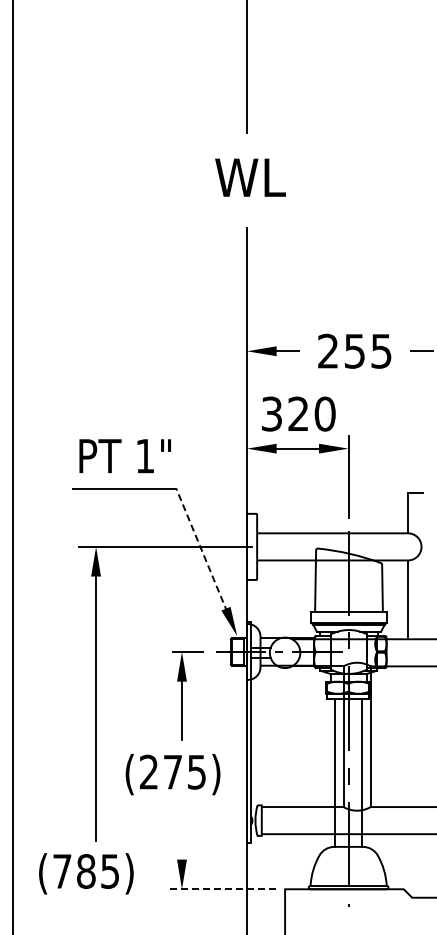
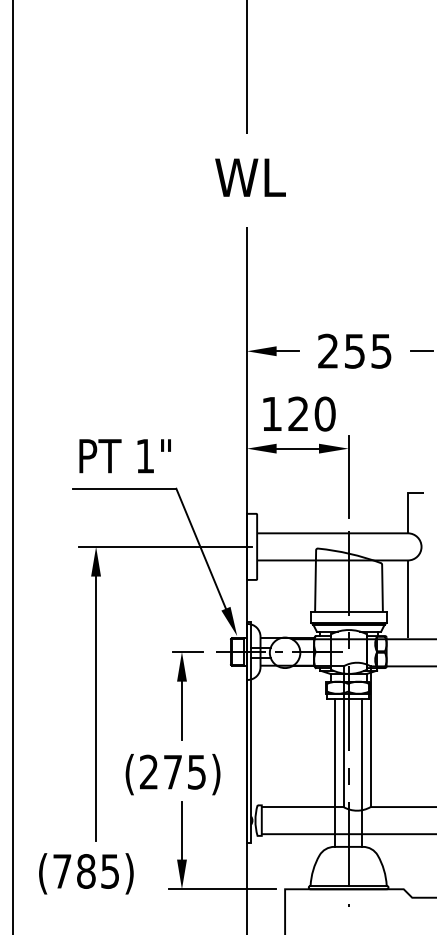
text: 320 -> 120 (271, 413)
line: dashed -> solid (201, 550)
line: none -> present (181, 832)
line: dashed -> solid (222, 889)
